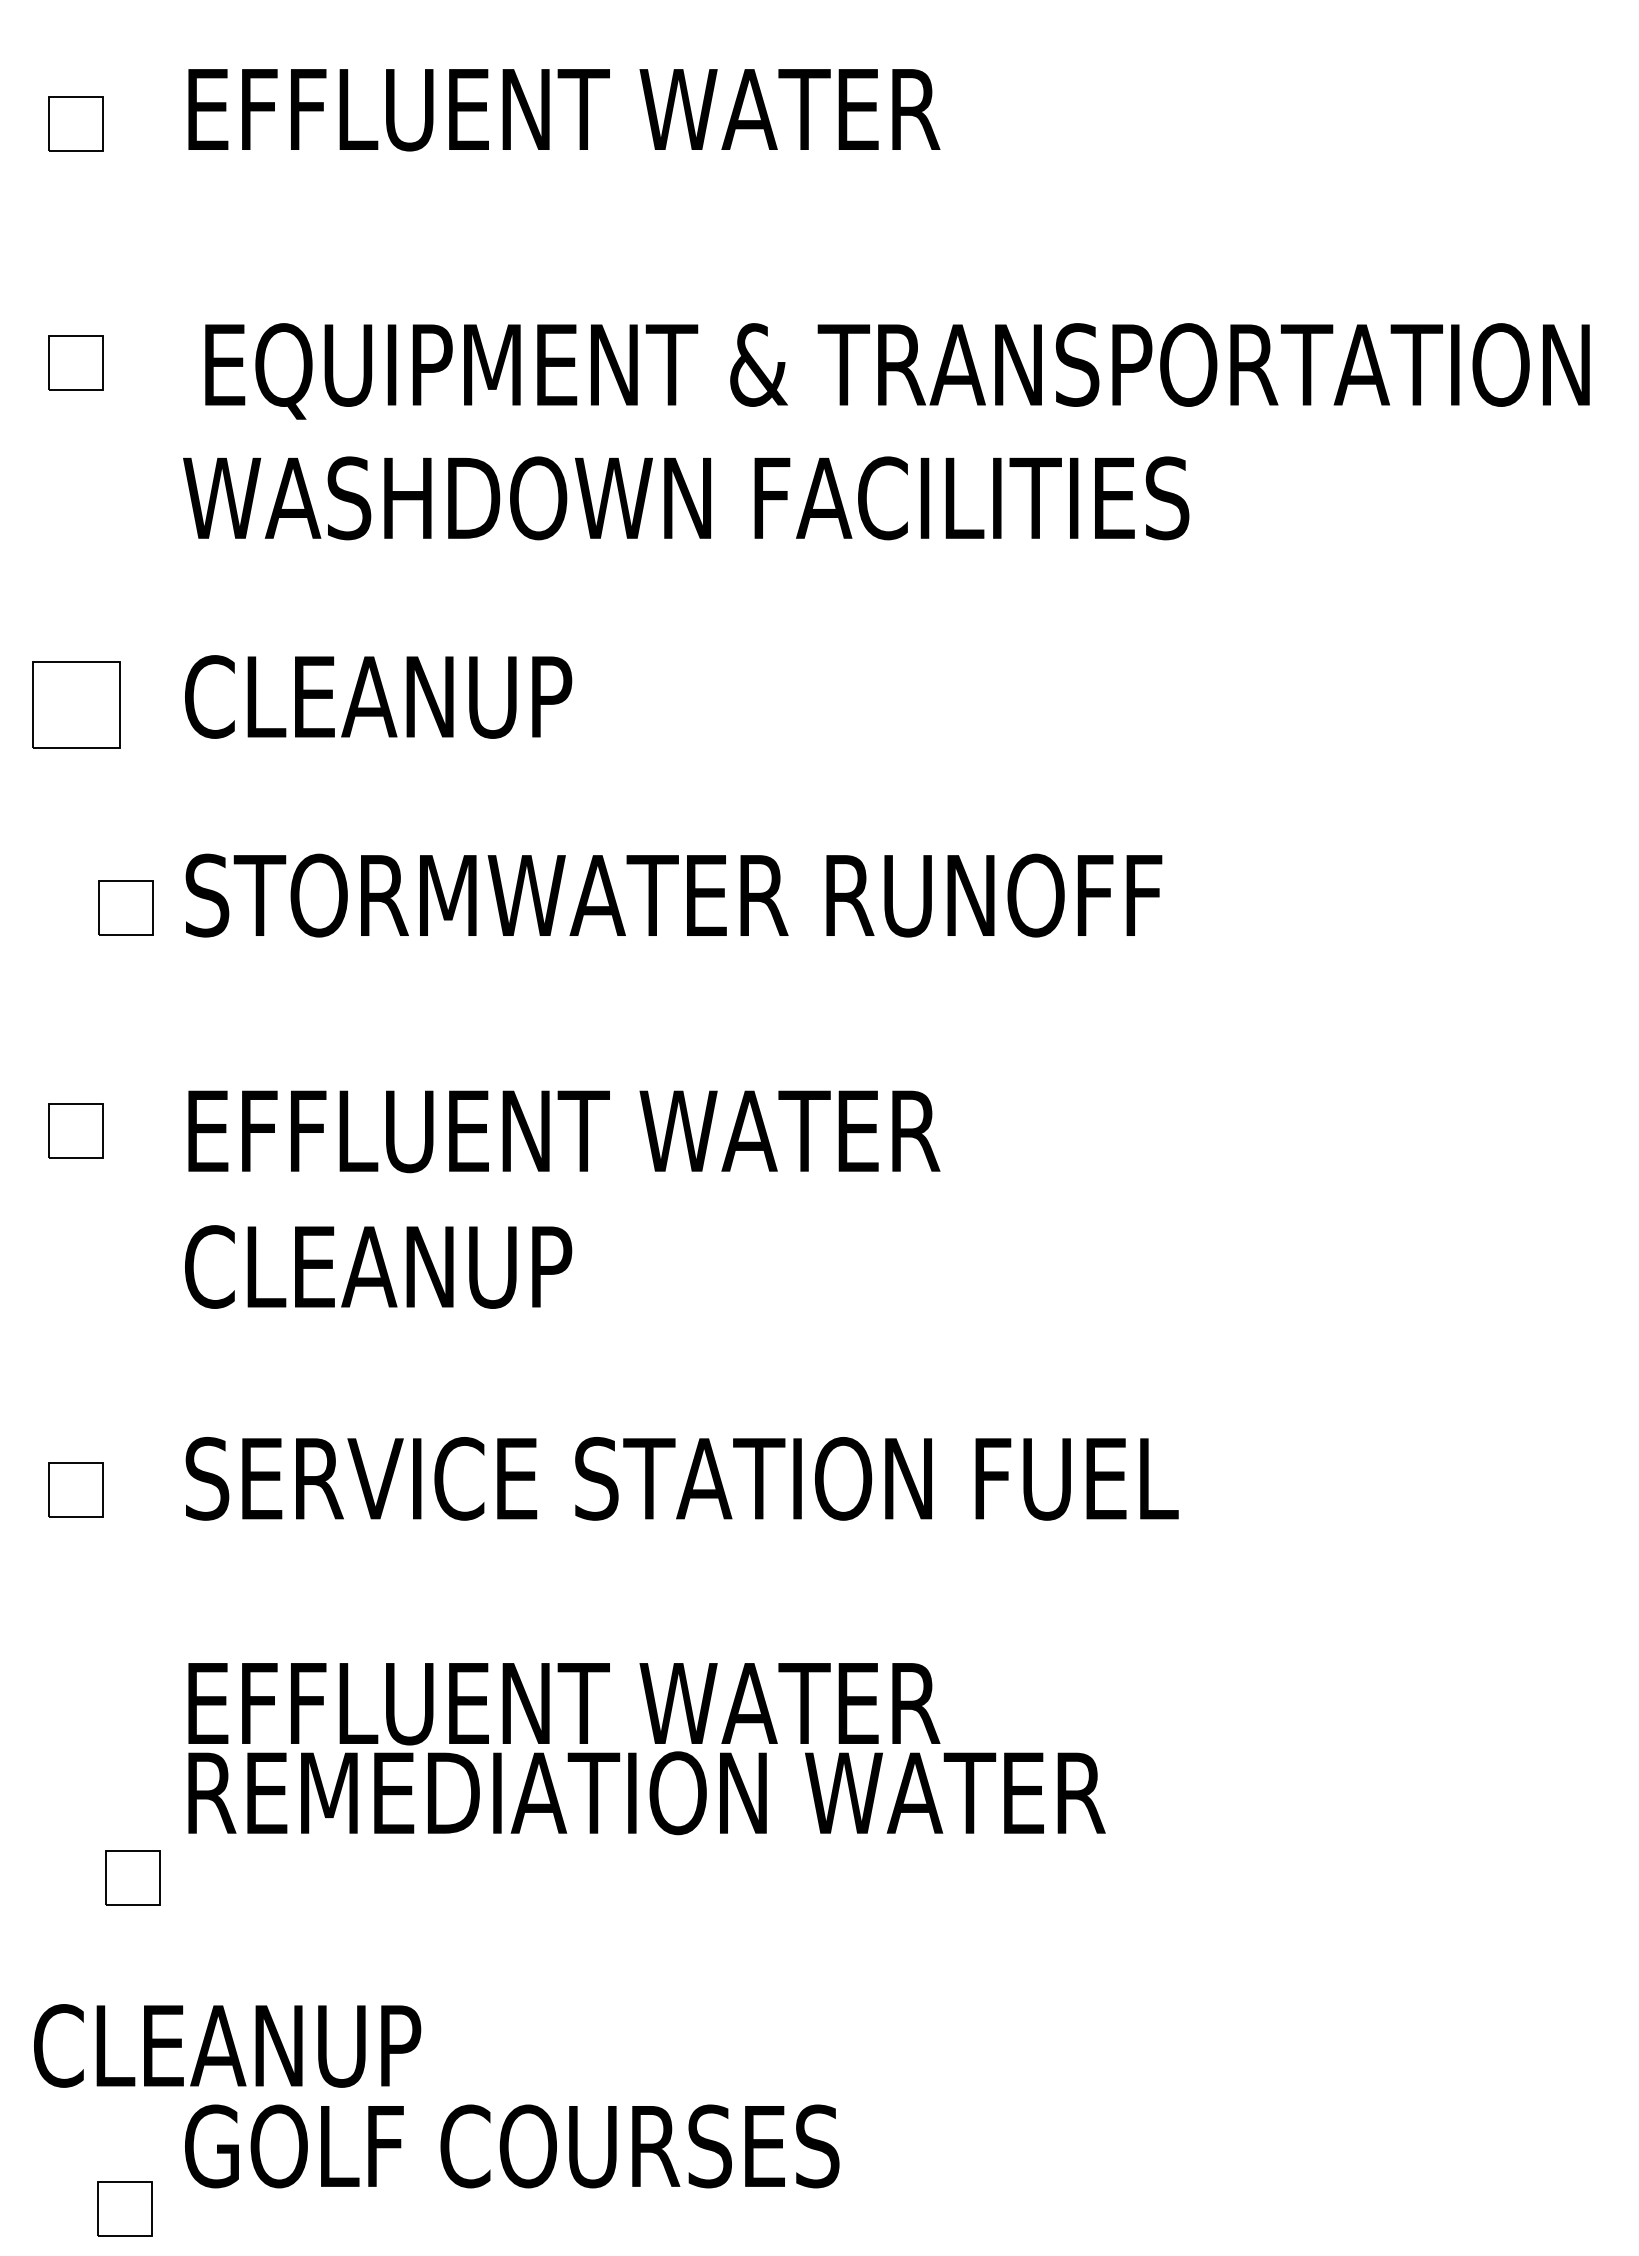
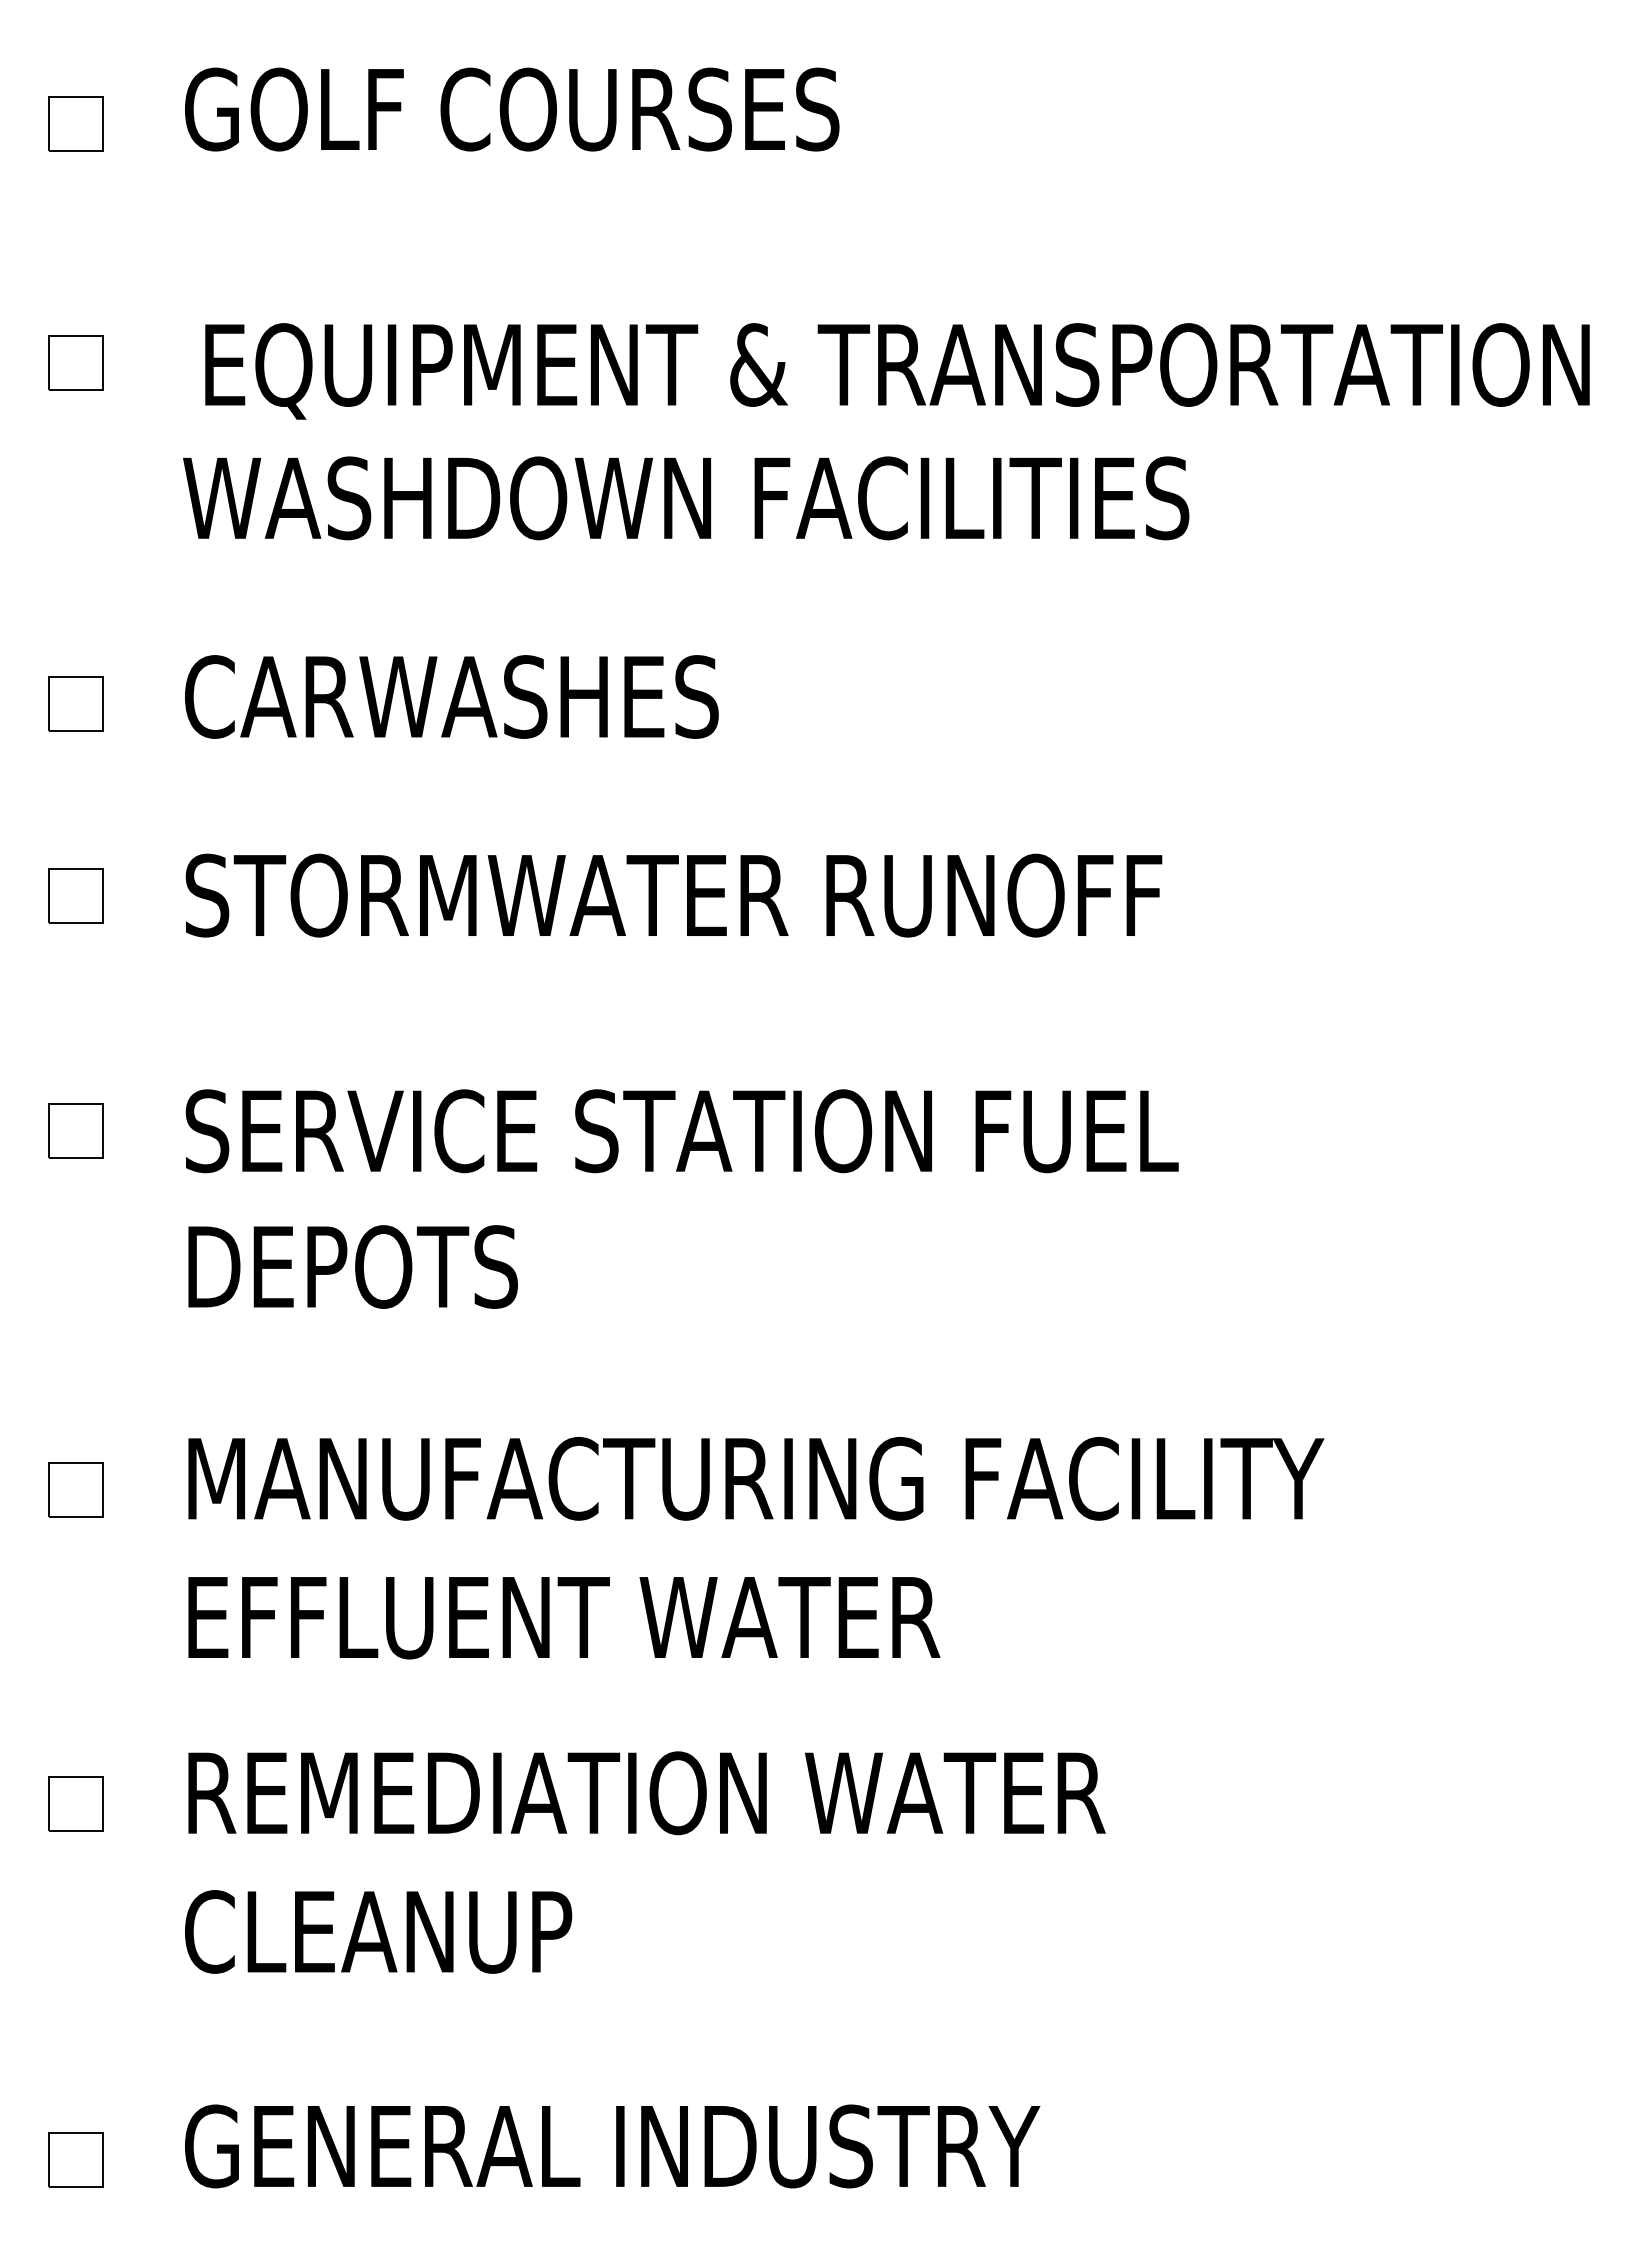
text: EFFLUENT WATER -> GOLF COURSES (562, 109)
text: CLEANUP -> CARWASHES (479, 696)
part size: 89x88 px -> 56x56 px (75, 703)
part position: (125, 907) -> (75, 895) (75, 895)
text: EFFLUENT WATER -> SERVICE STATION FUEL (681, 1131)
text: CLEANUP -> DEPOTS (378, 1266)
text: SERVICE STATION FUEL -> MANUFACTURING FACILITY (754, 1478)
text position: (564, 1704) -> (564, 1618) (564, 1618)
part position: (132, 1877) -> (75, 1803) (75, 1803)
text position: (227, 2045) -> (378, 1931) (378, 1931)
text: GOLF COURSES -> GENERAL INDUSTRY (645, 2146)
part position: (124, 2208) -> (75, 2159) (75, 2159)
